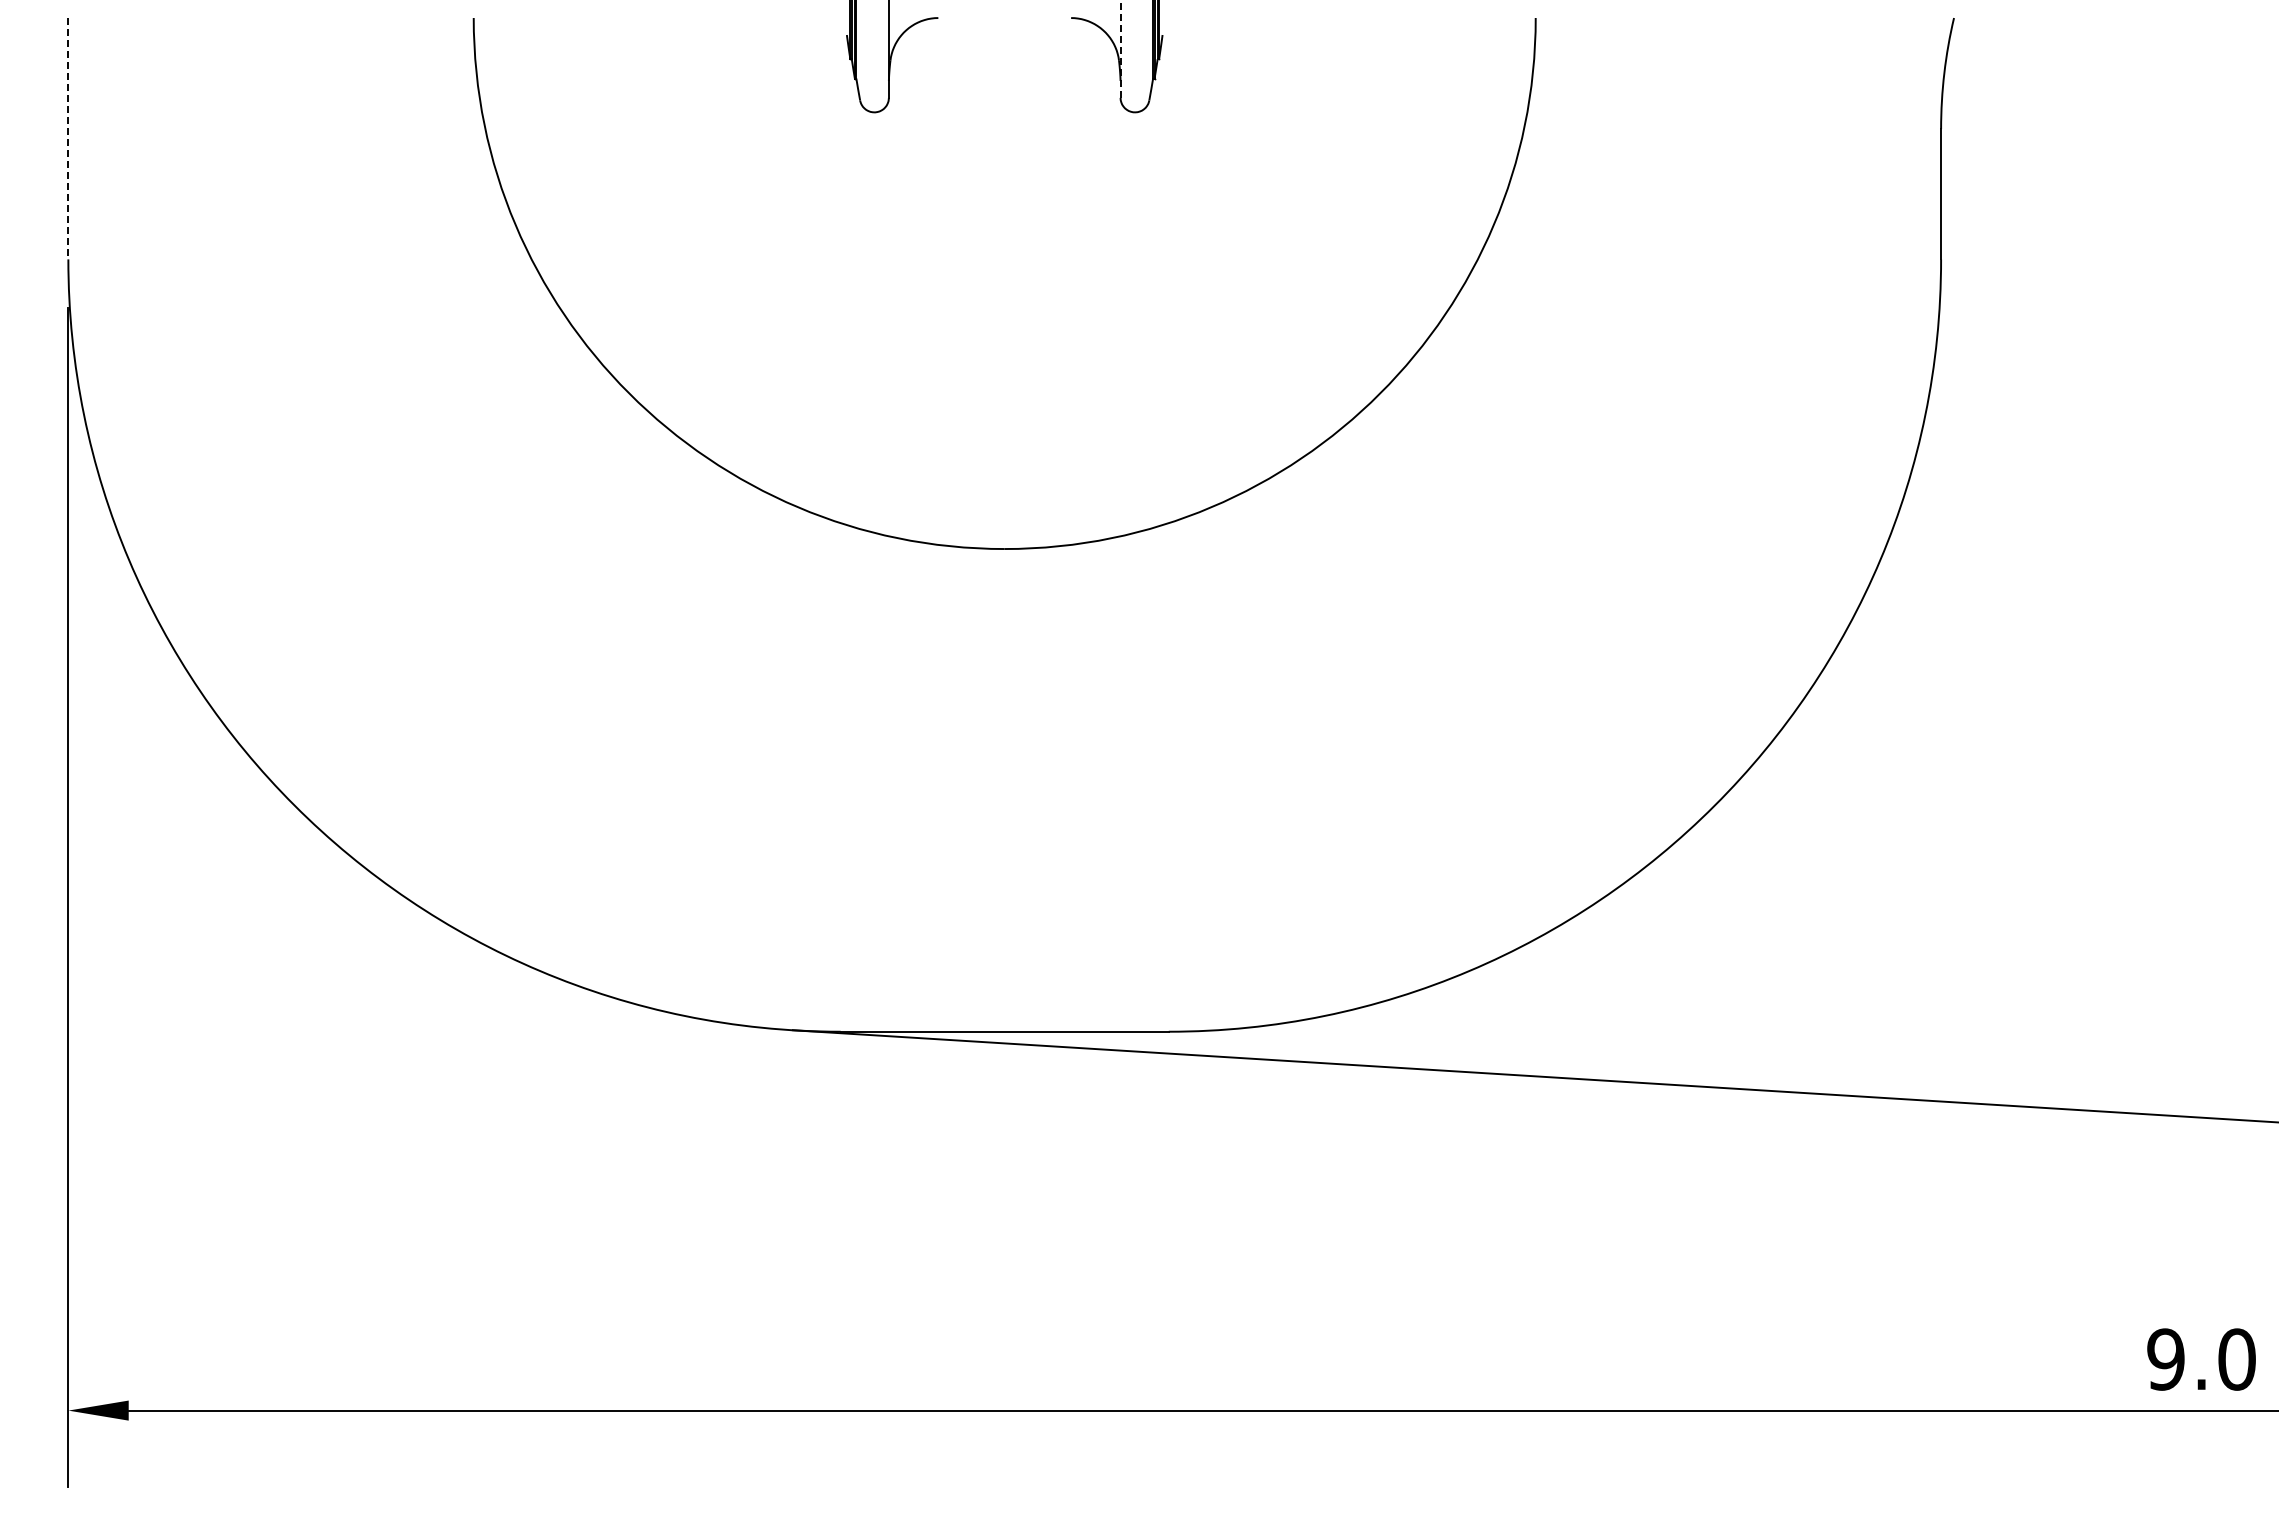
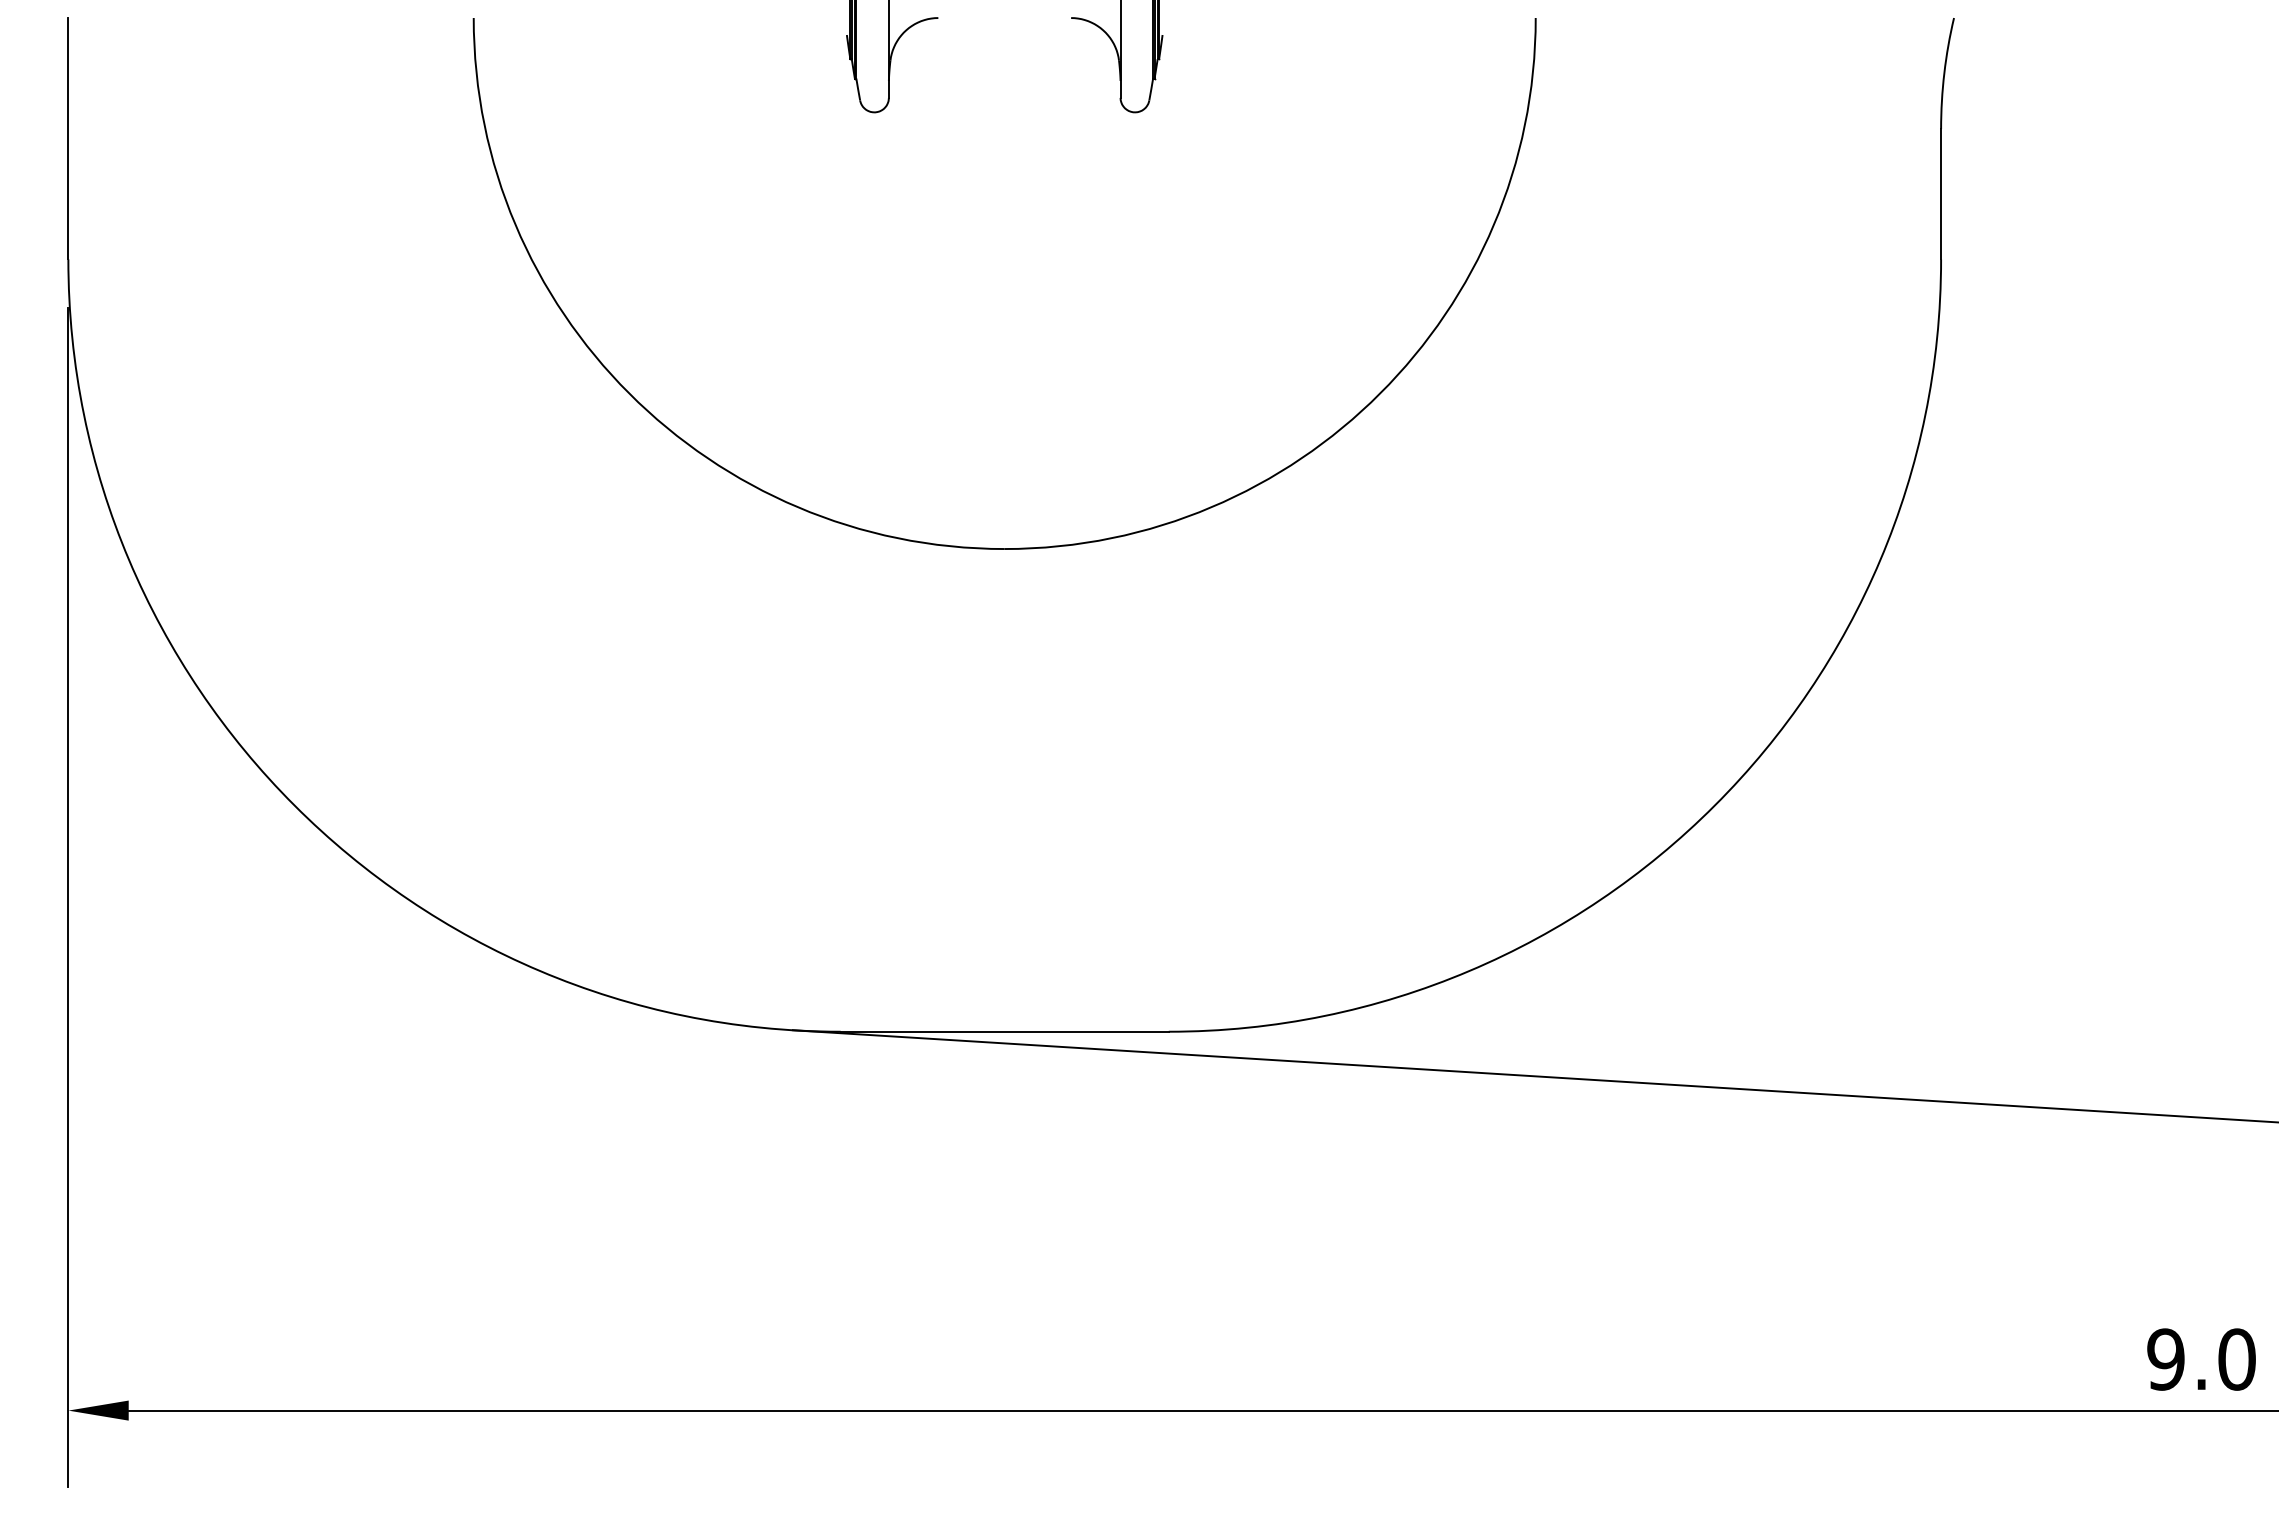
line: dashed -> solid (1120, 48)
line: dashed -> solid (68, 138)
